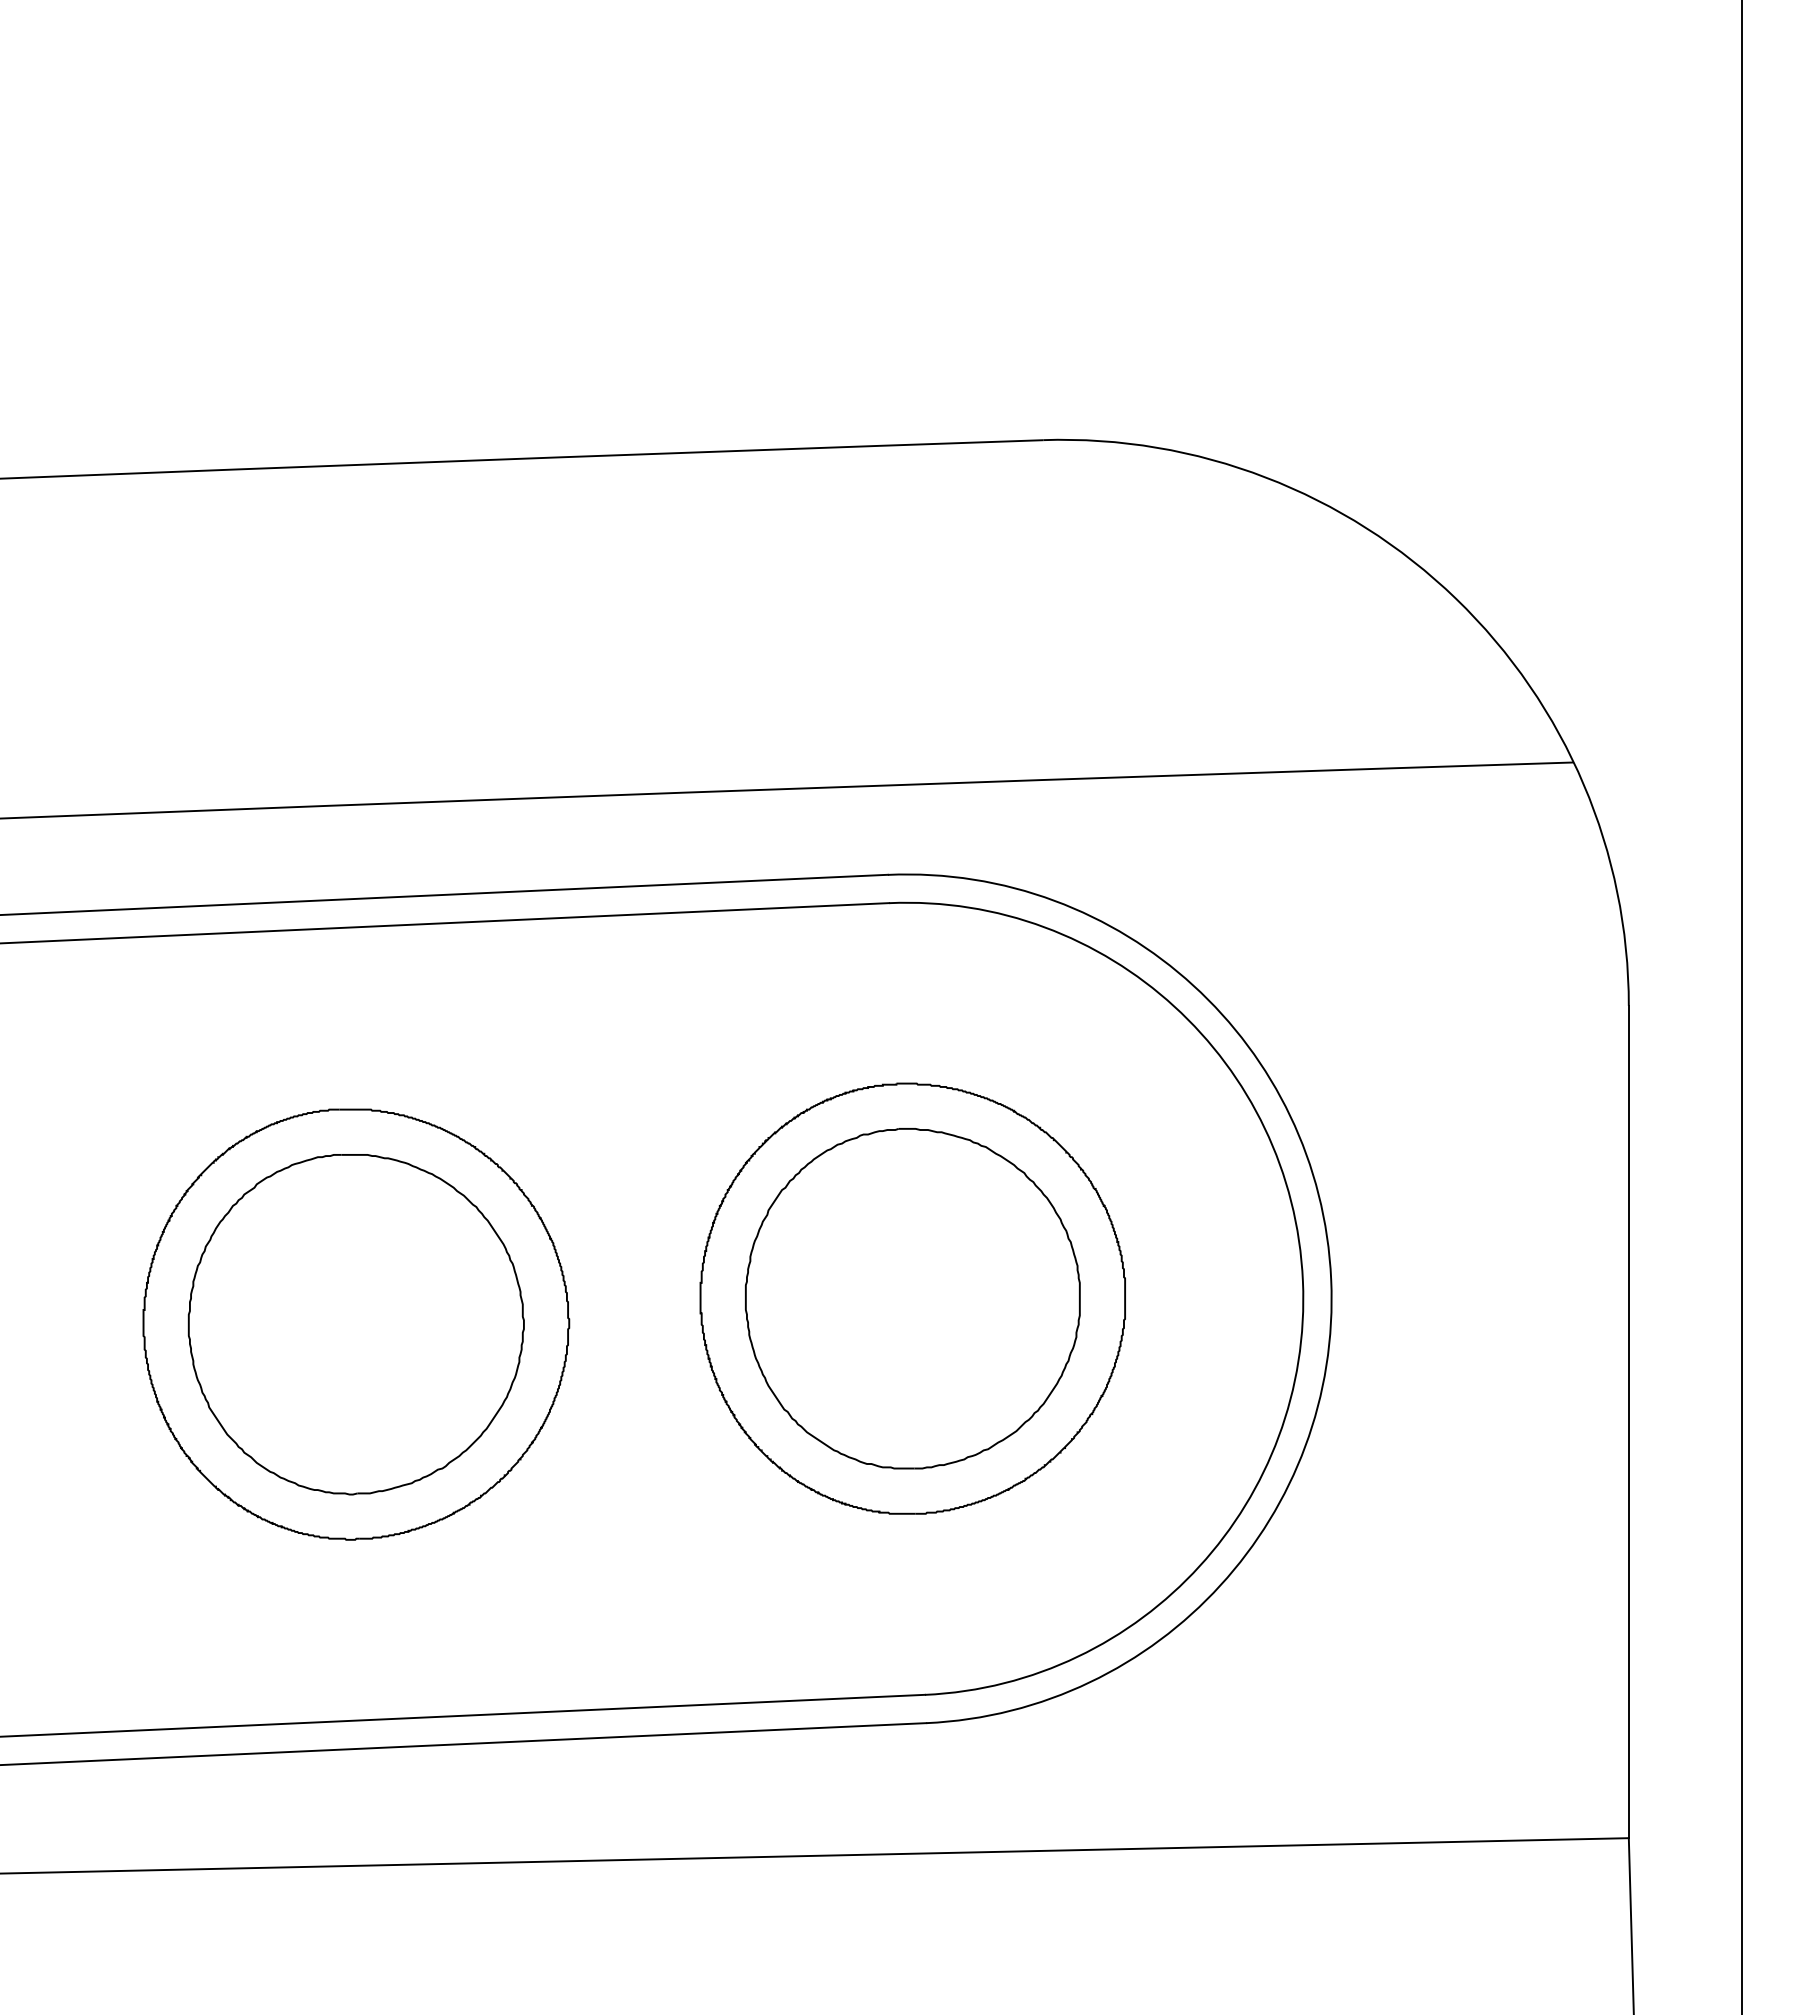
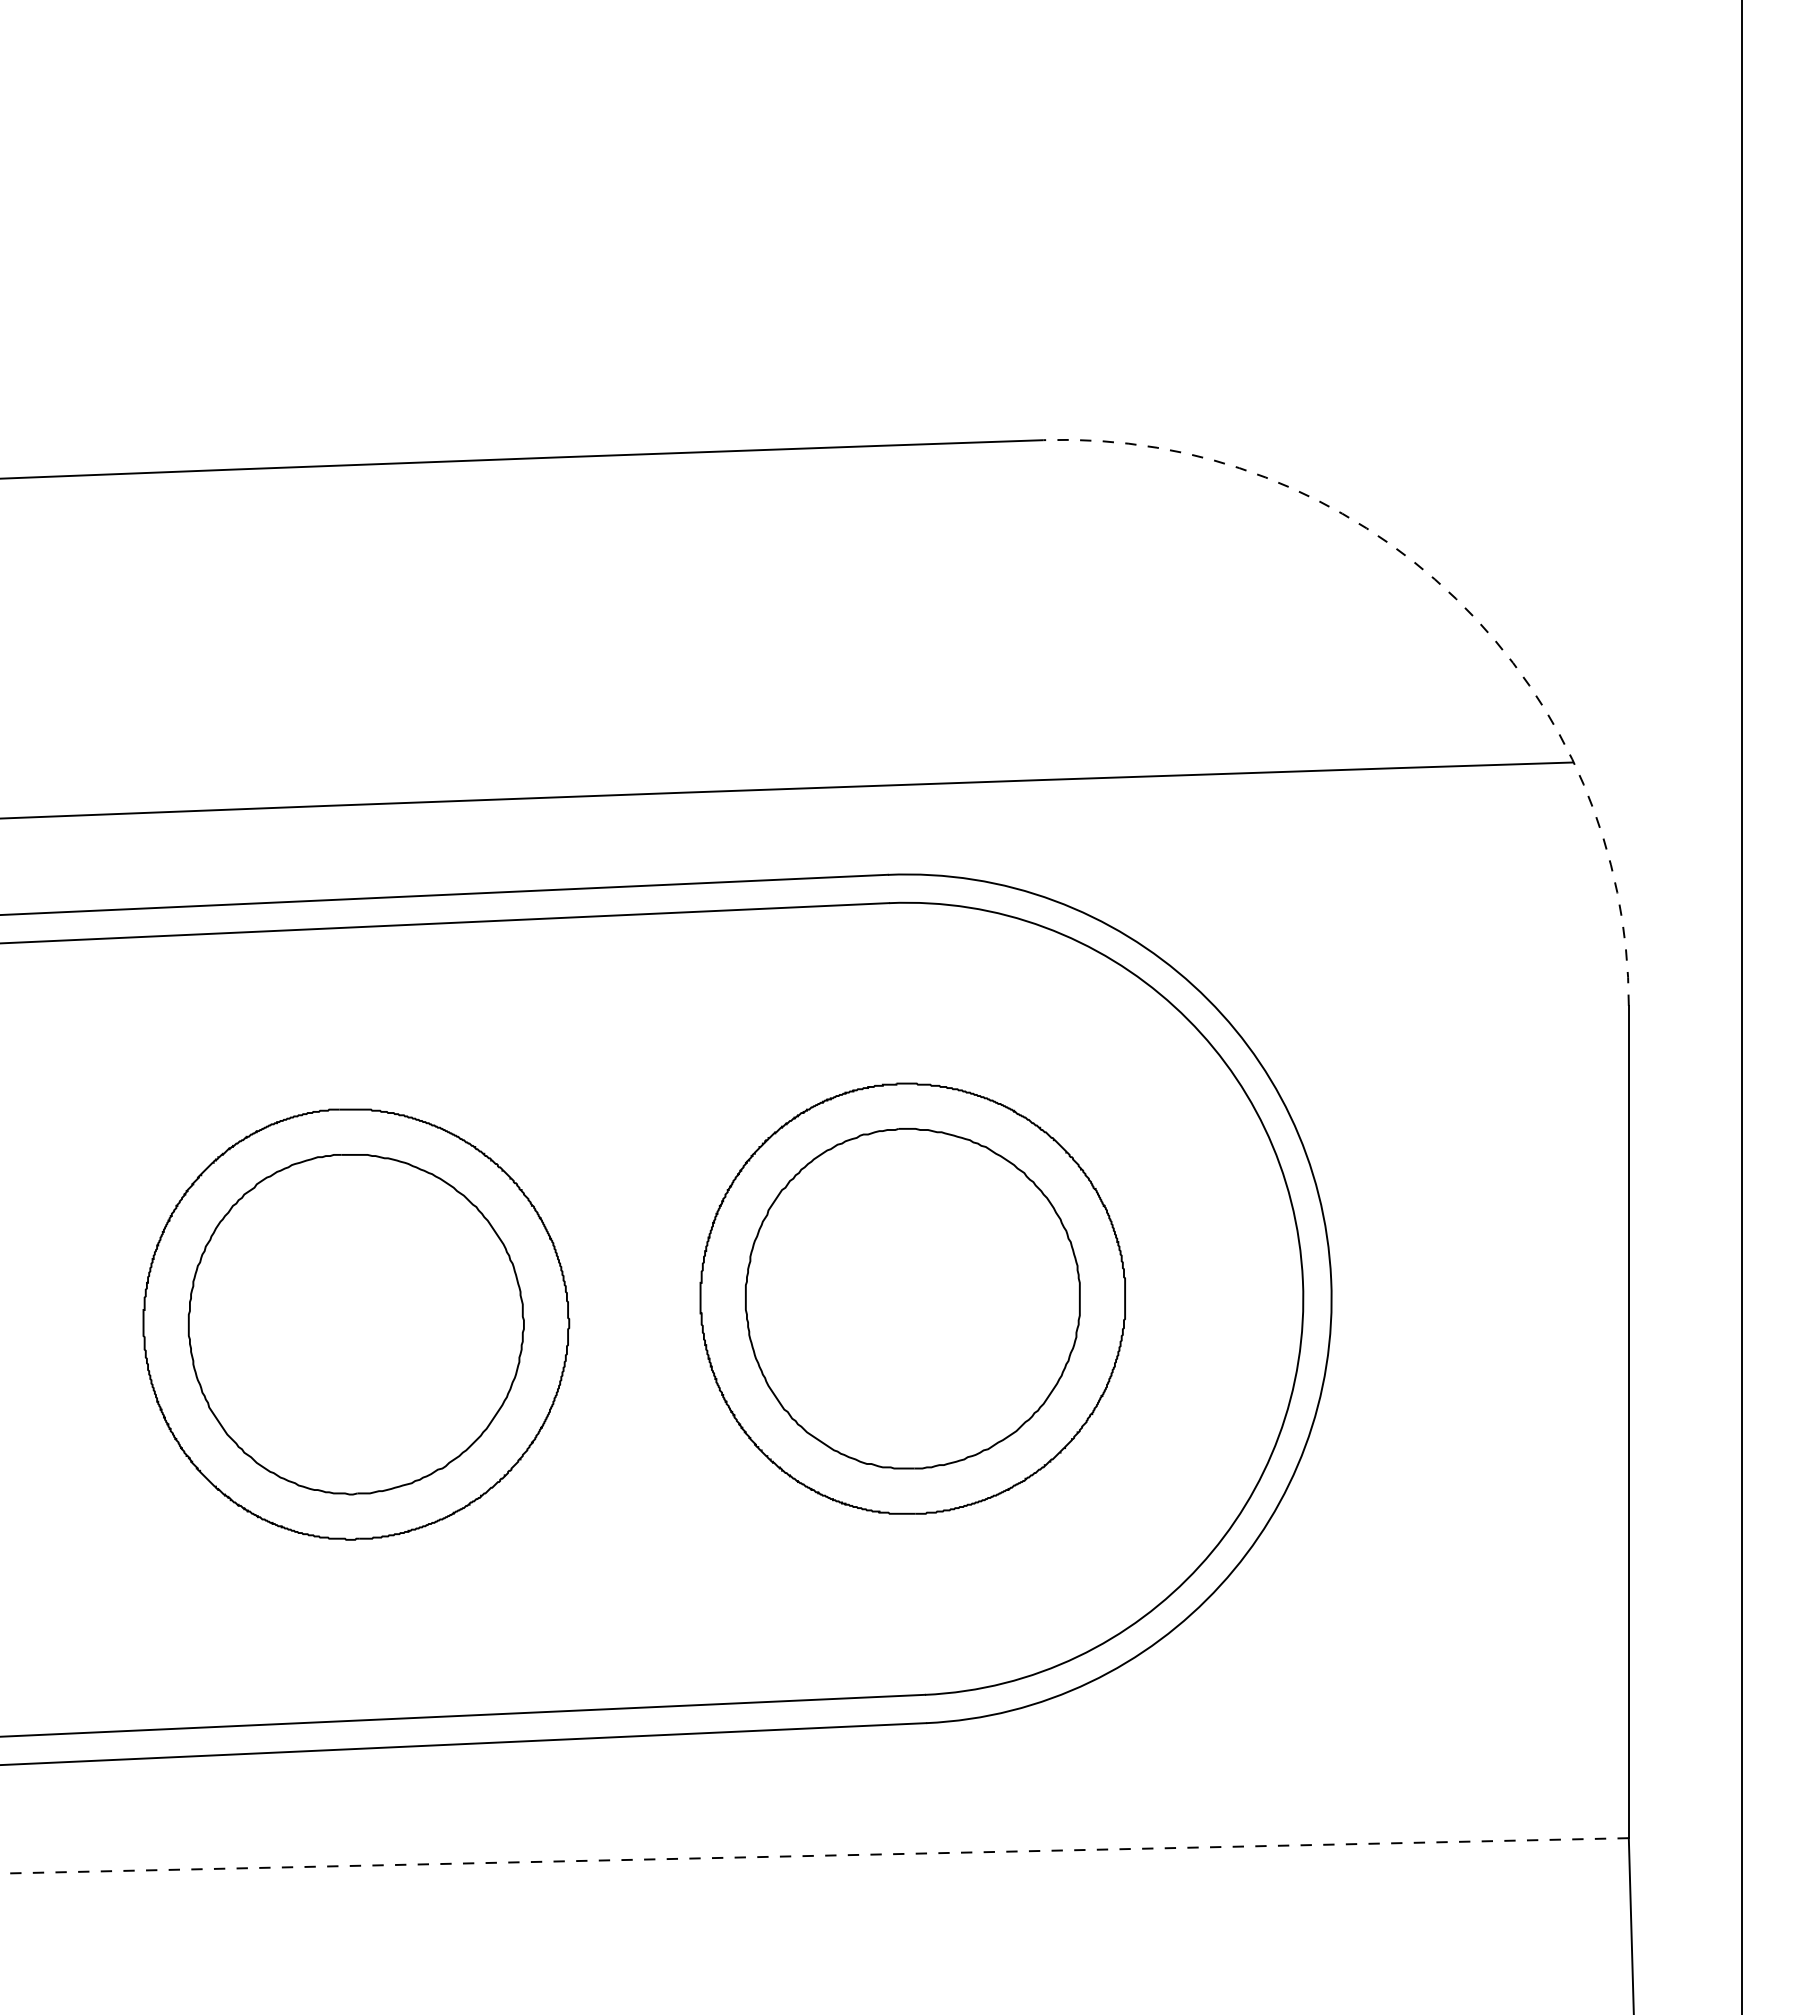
arc: solid -> dashed (1456, 598)
line: solid -> dashed (814, 1855)
